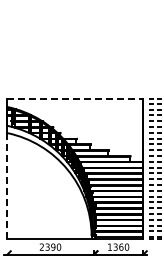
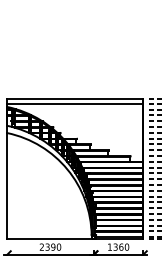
line: dashed -> solid (75, 98)
line: none -> present (75, 103)
line: dashed -> solid (7, 186)
